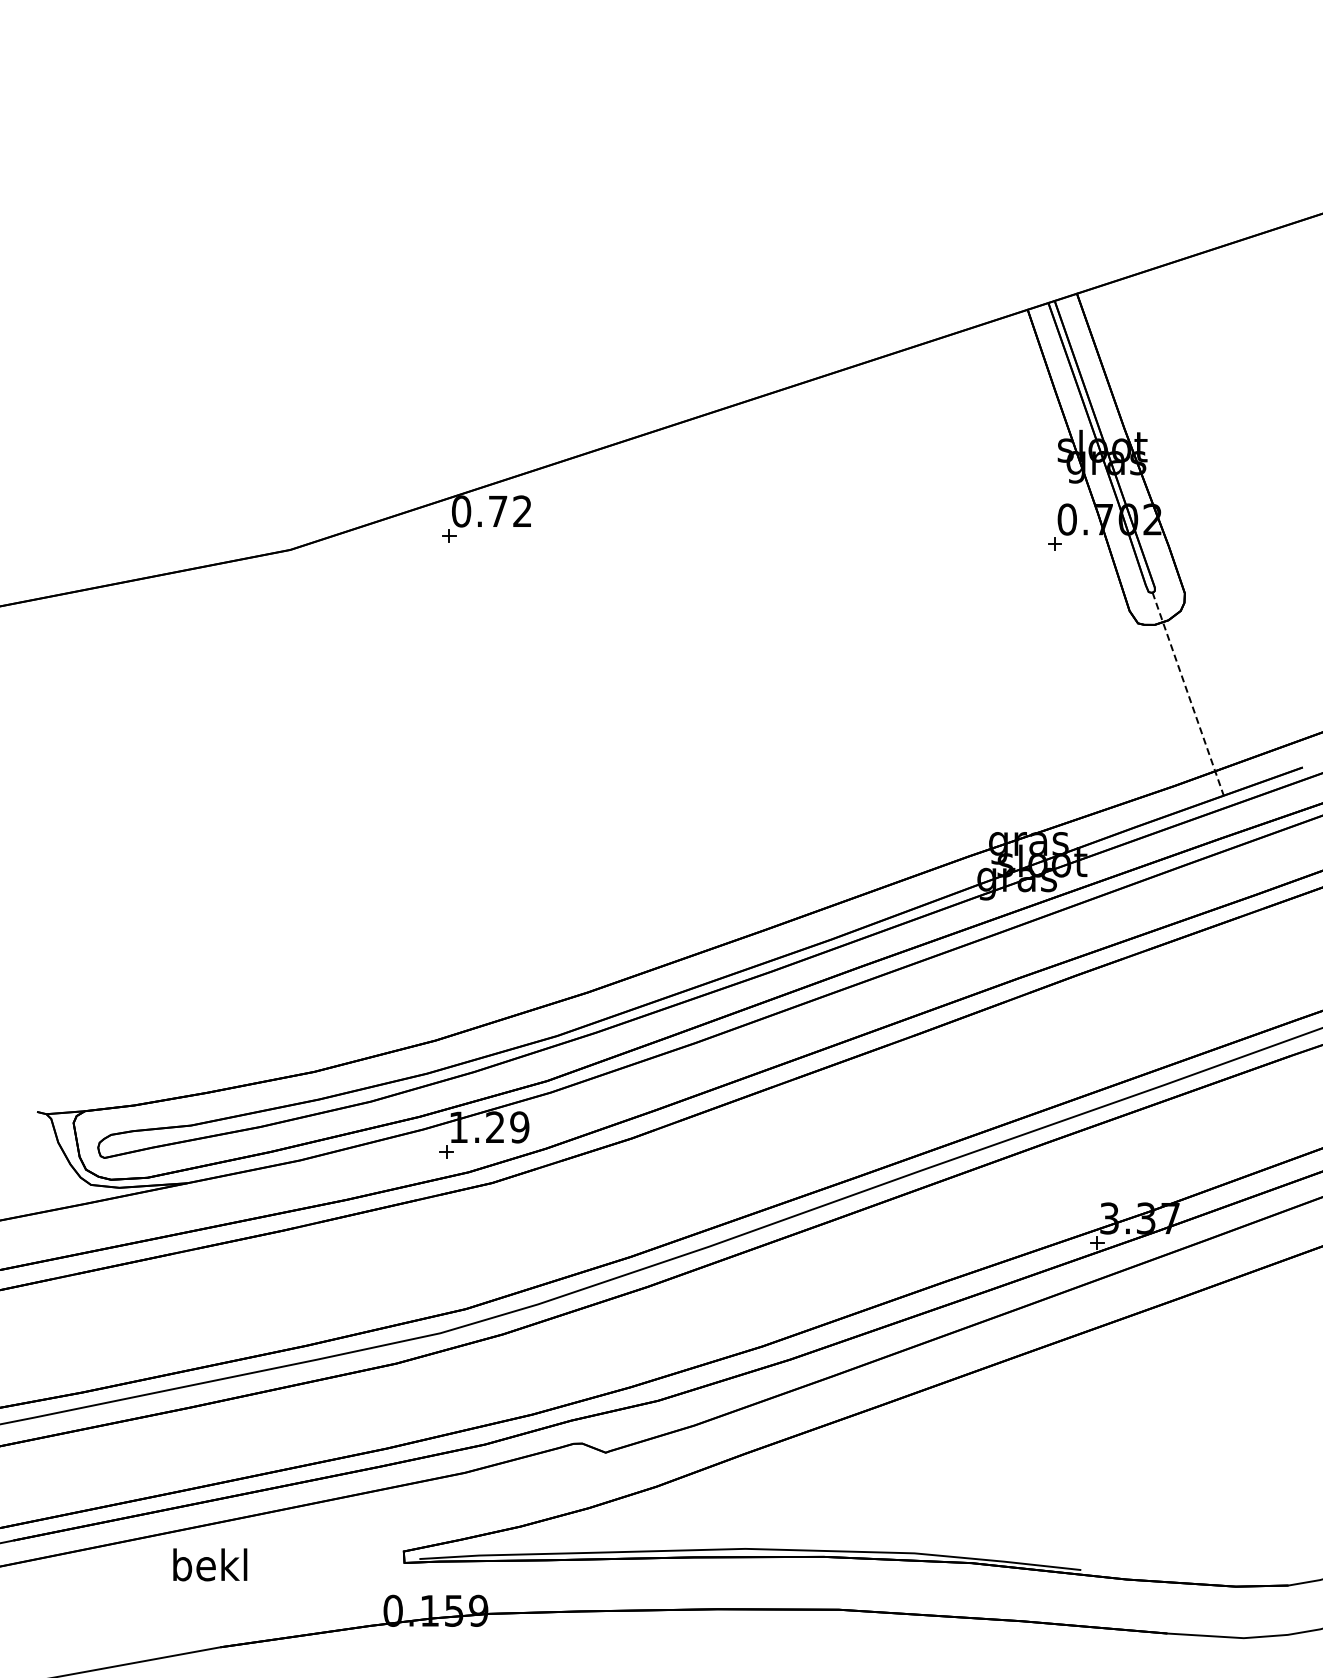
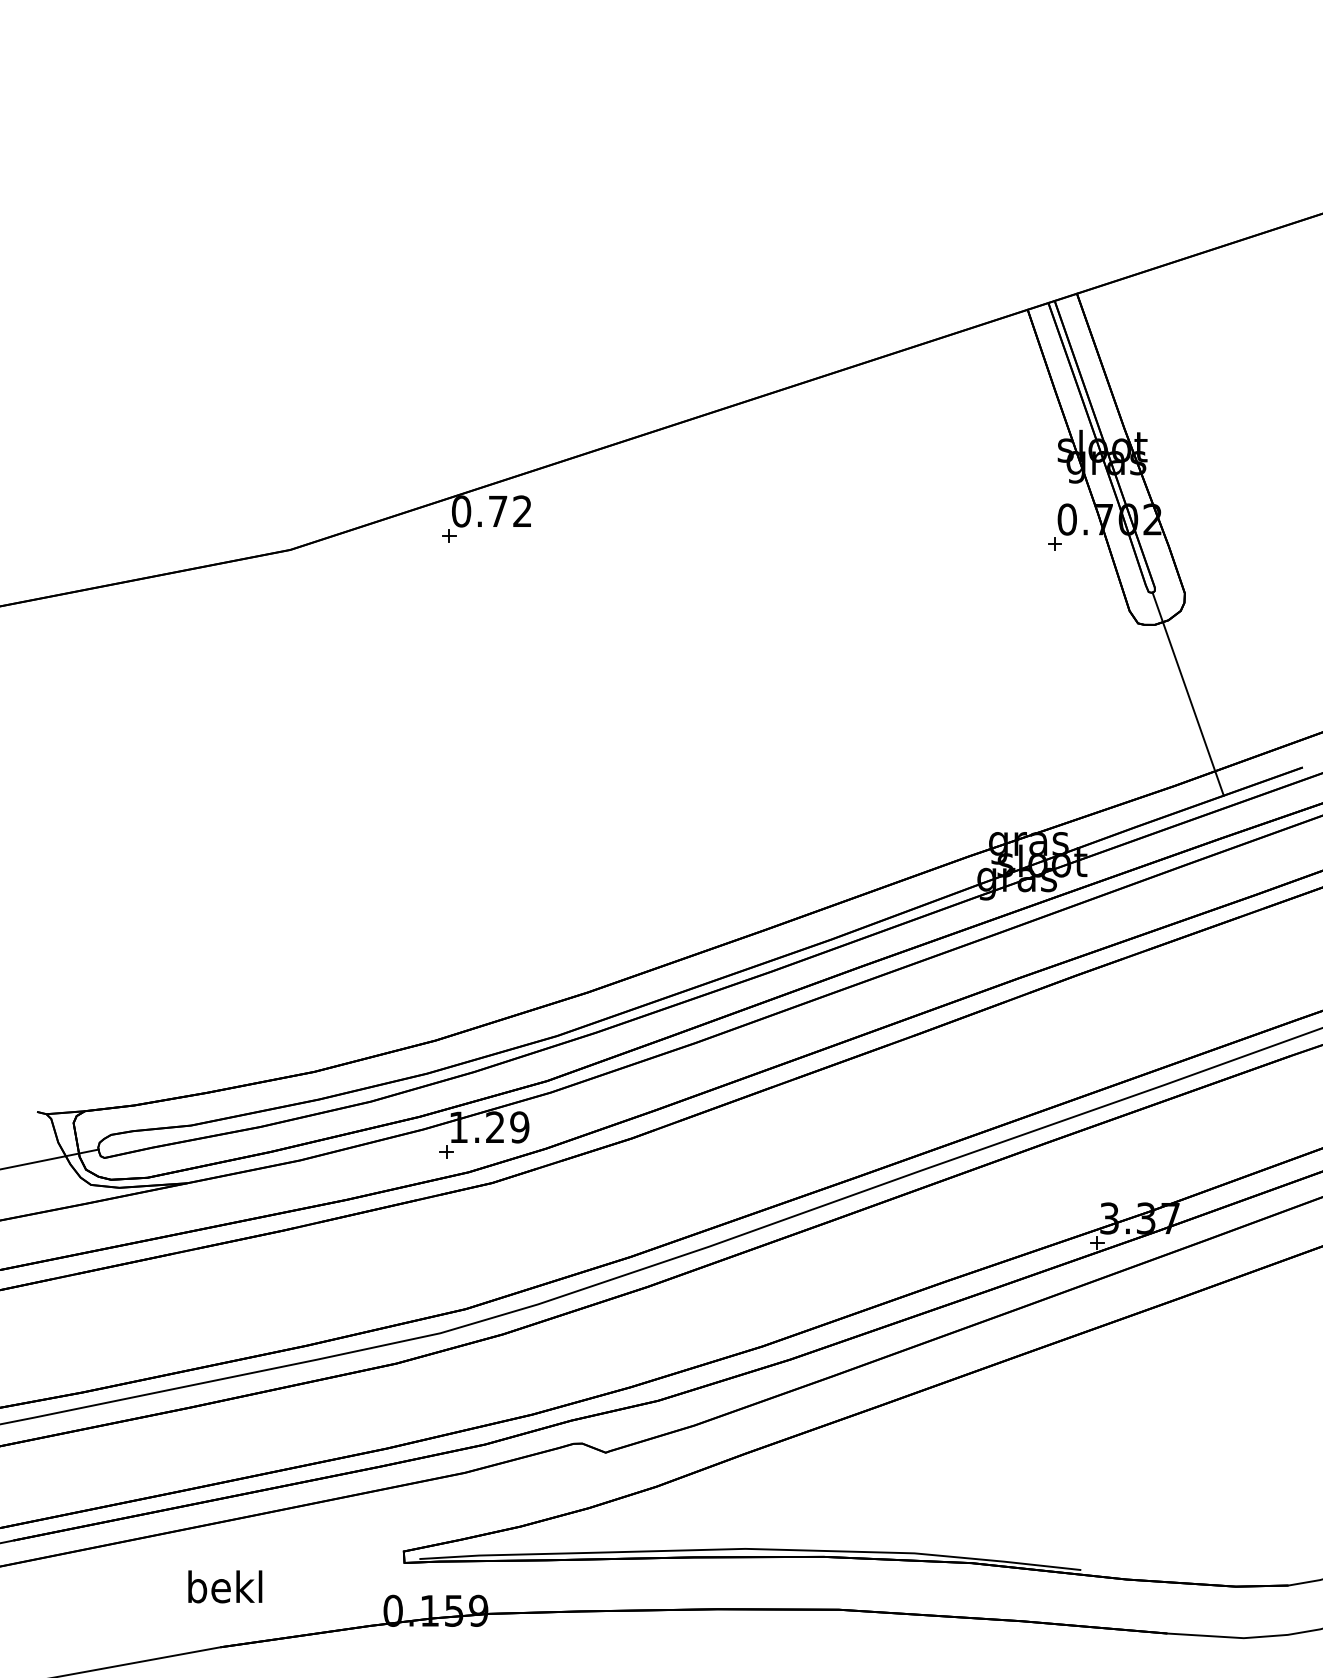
line: dashed -> solid (1188, 694)
line: none -> present (50, 1159)
text position: (210, 1564) -> (225, 1586) (225, 1586)
